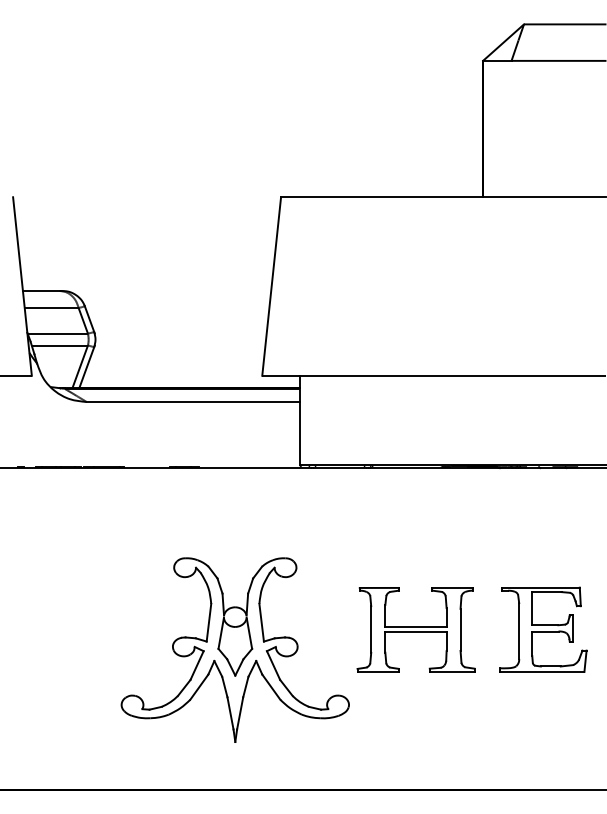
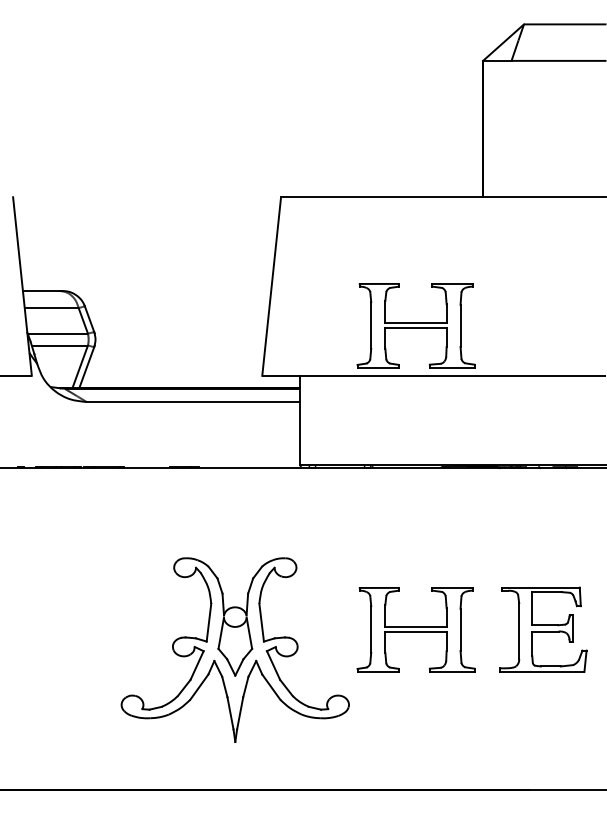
part: none -> present (415, 325)
